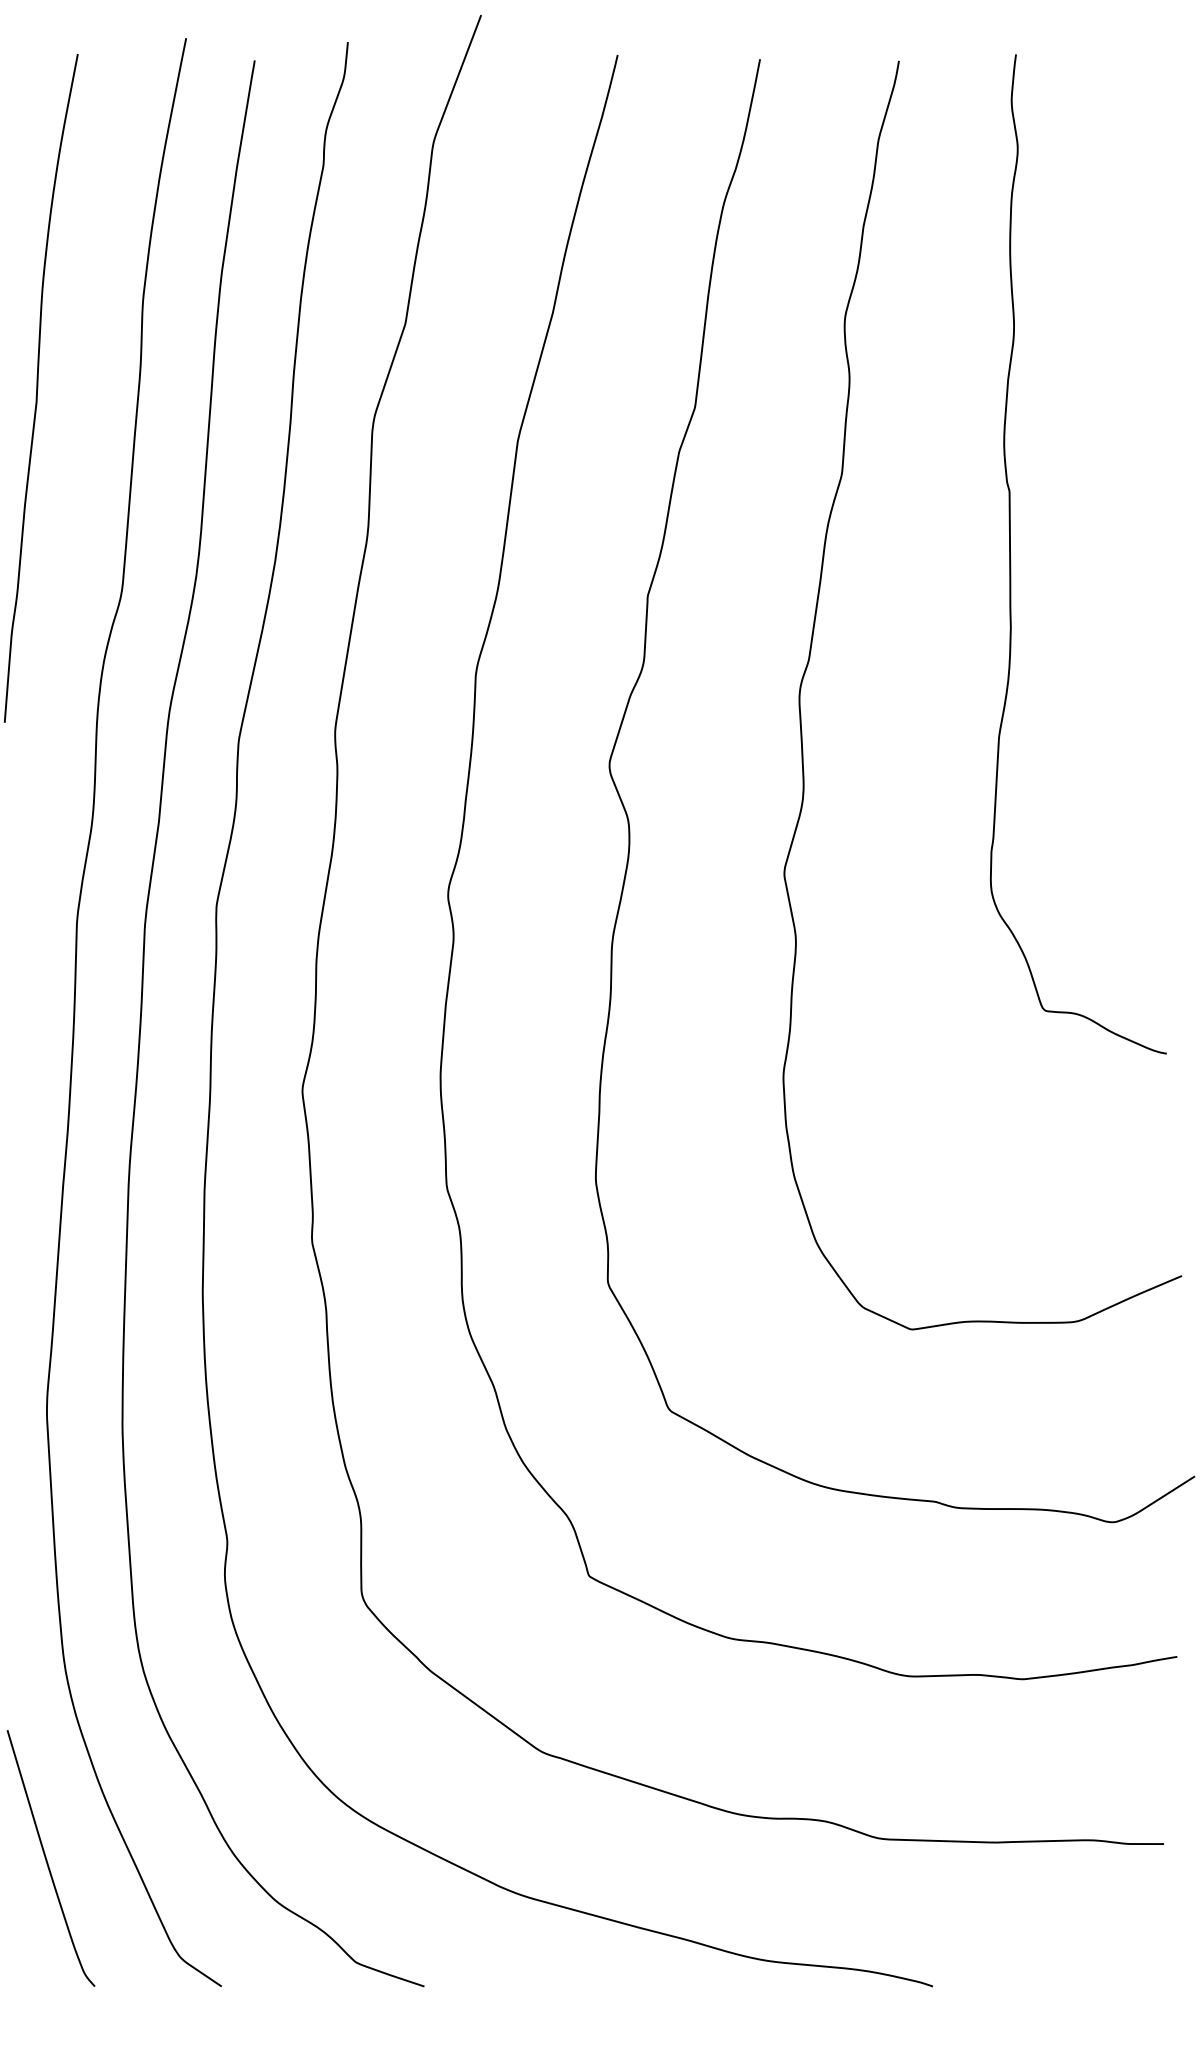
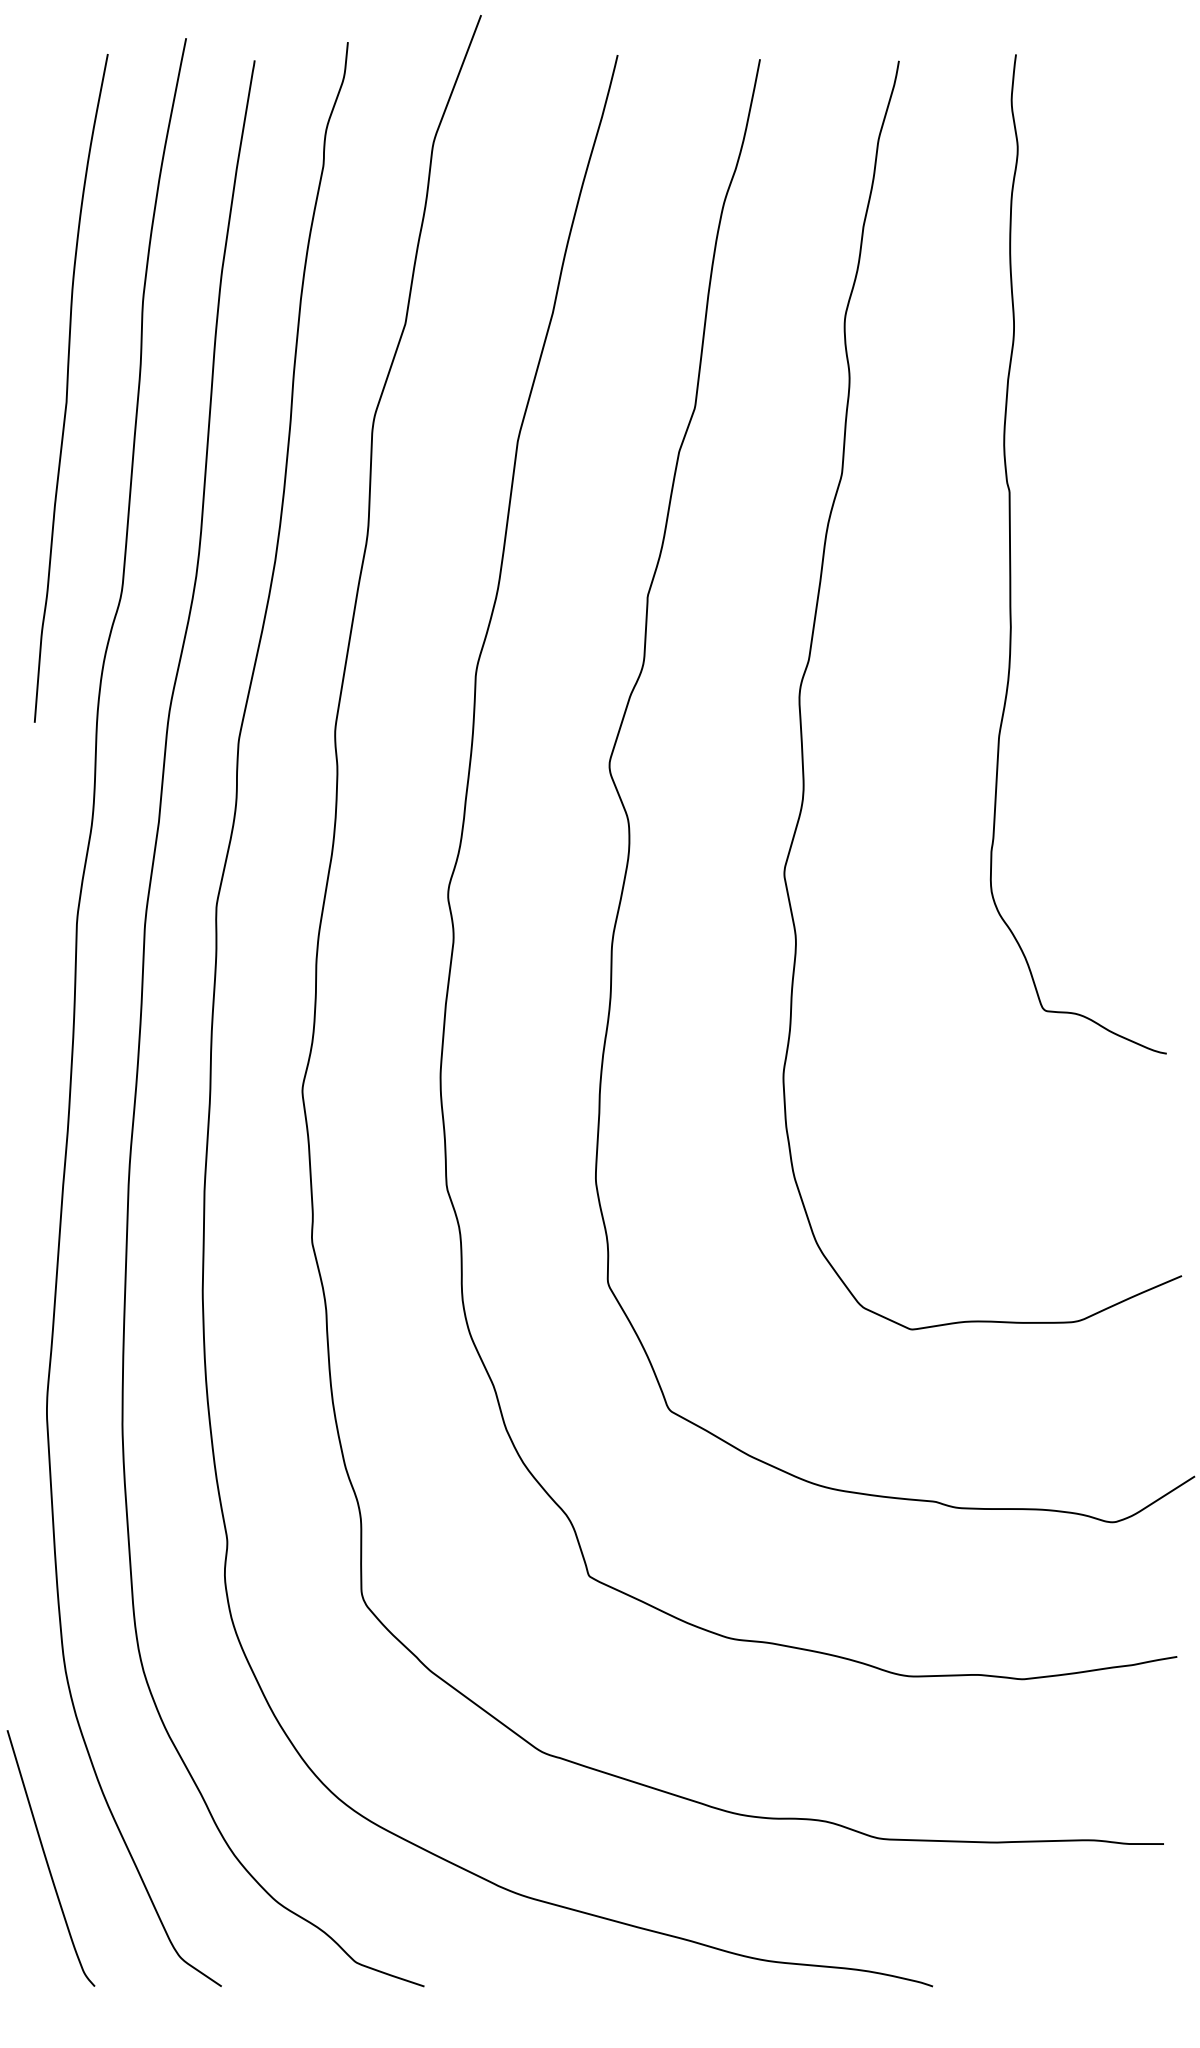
curve position: (38, 388) -> (68, 388) (68, 388)
